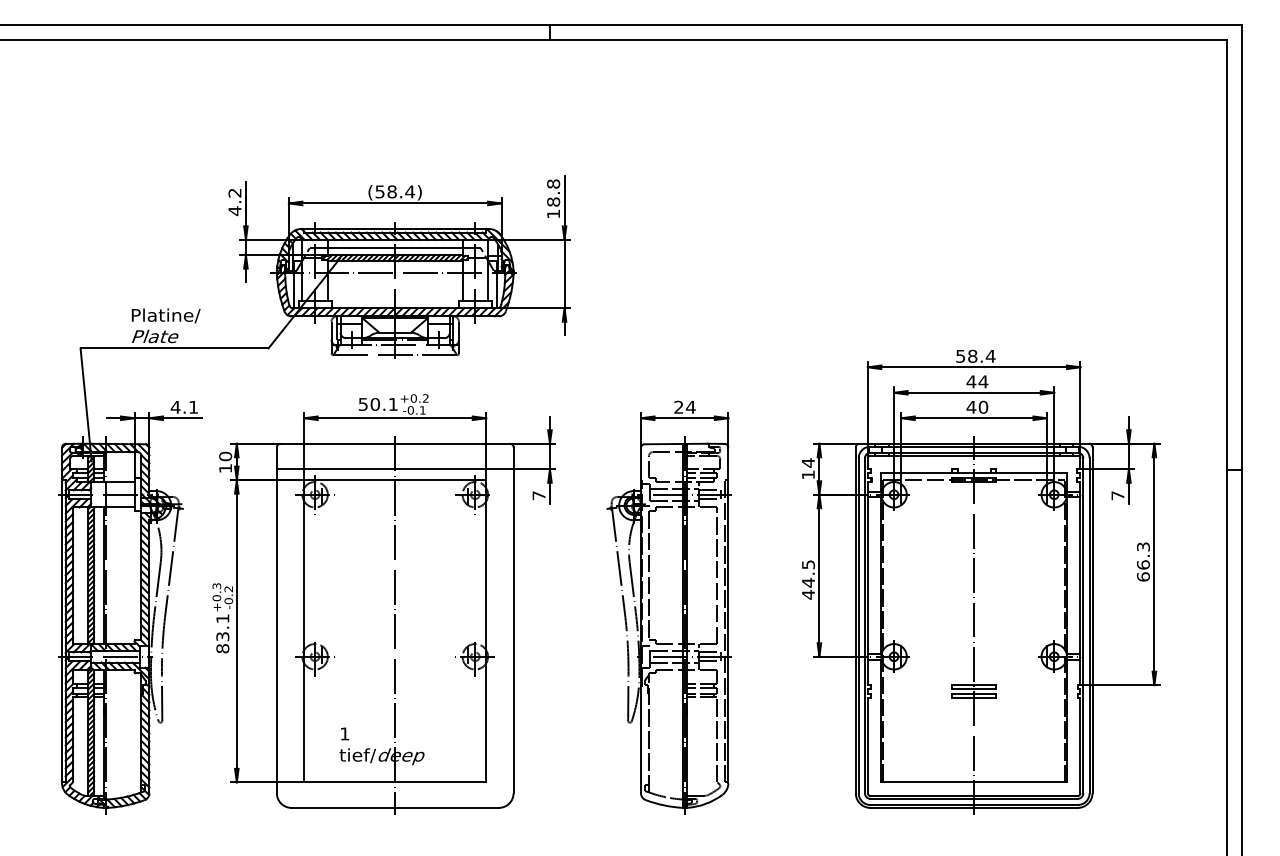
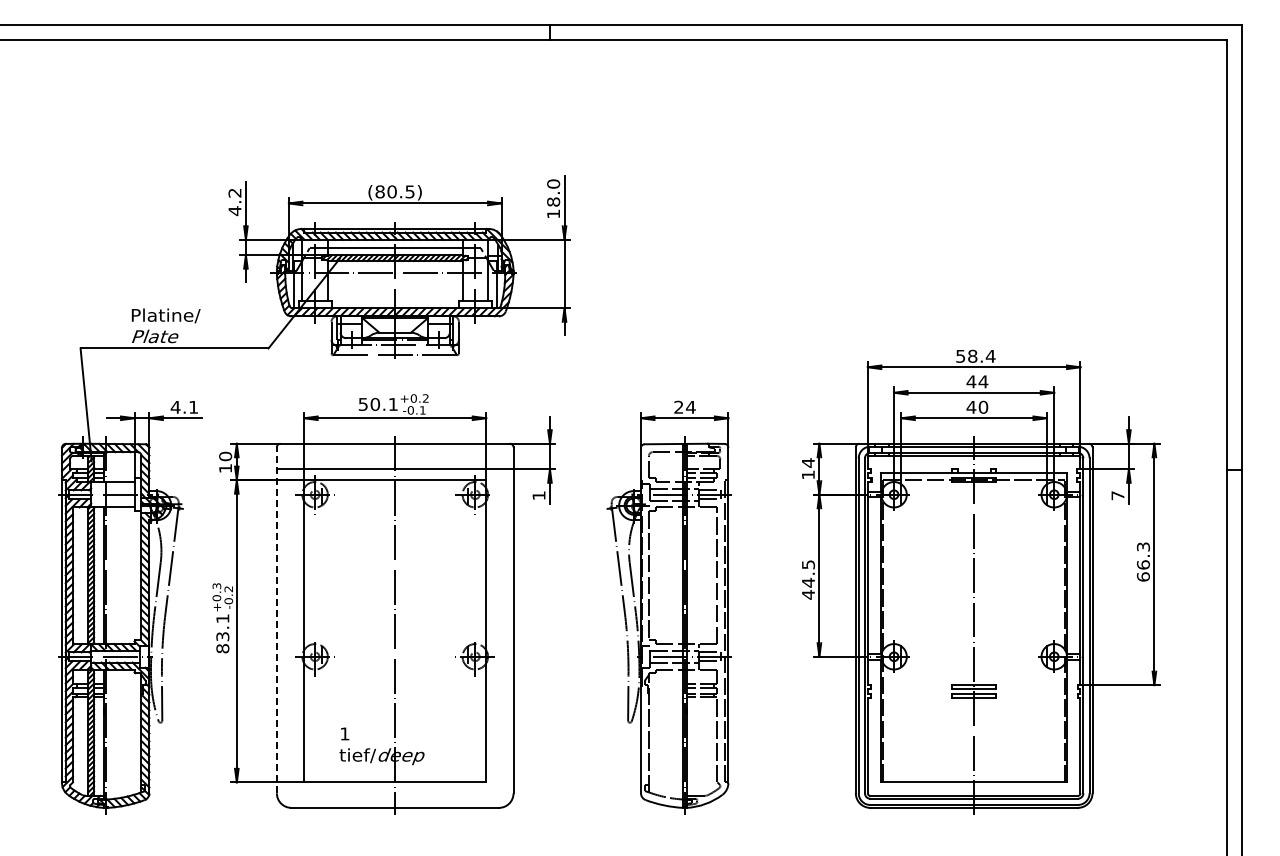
text: 18.8 -> 18.0 (553, 183)
text: (58.4) -> (80.5) (395, 191)
text: 7 -> 1 (538, 495)
line: solid -> dashed (276, 620)
